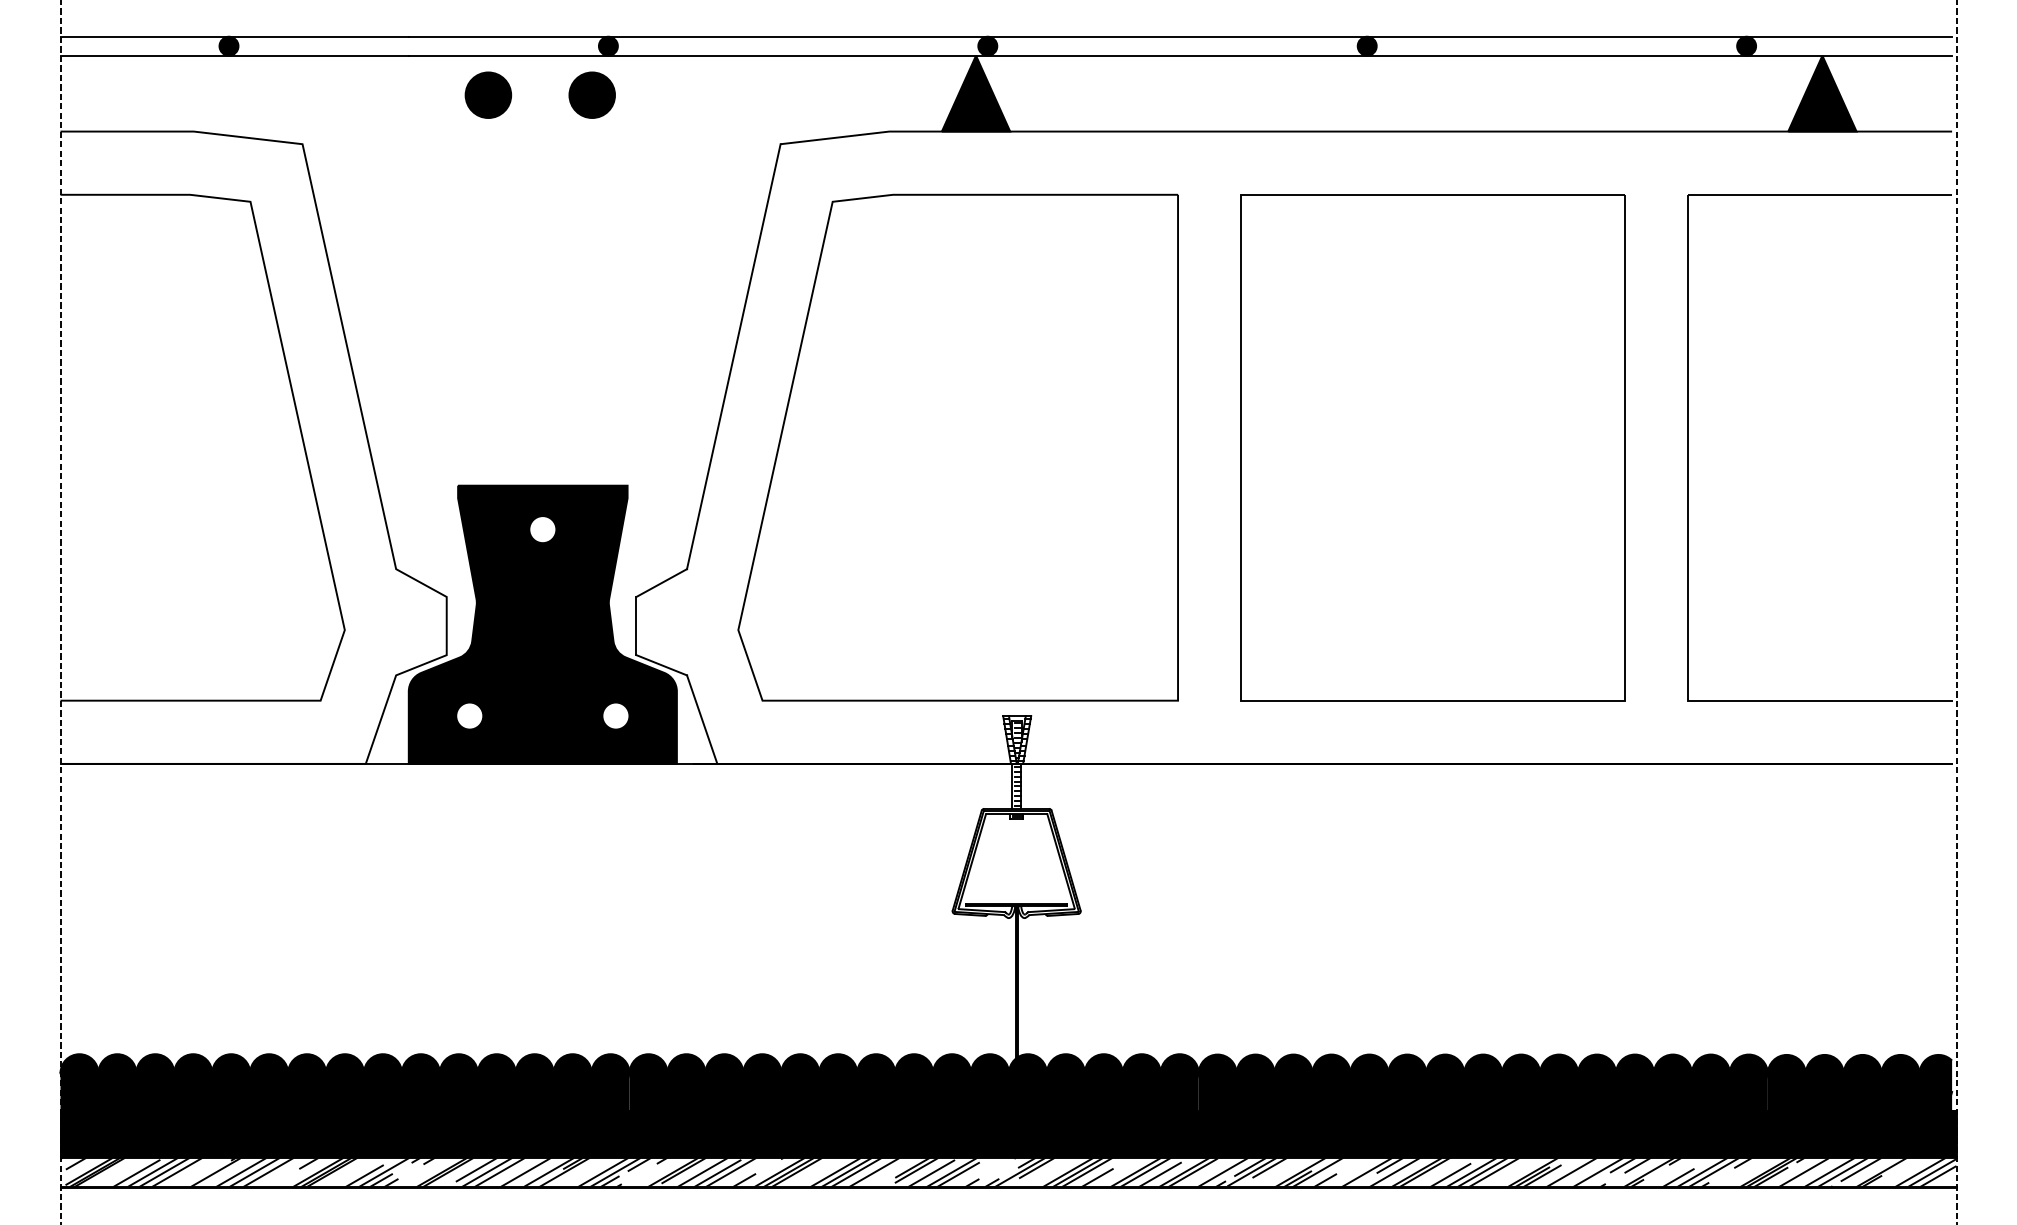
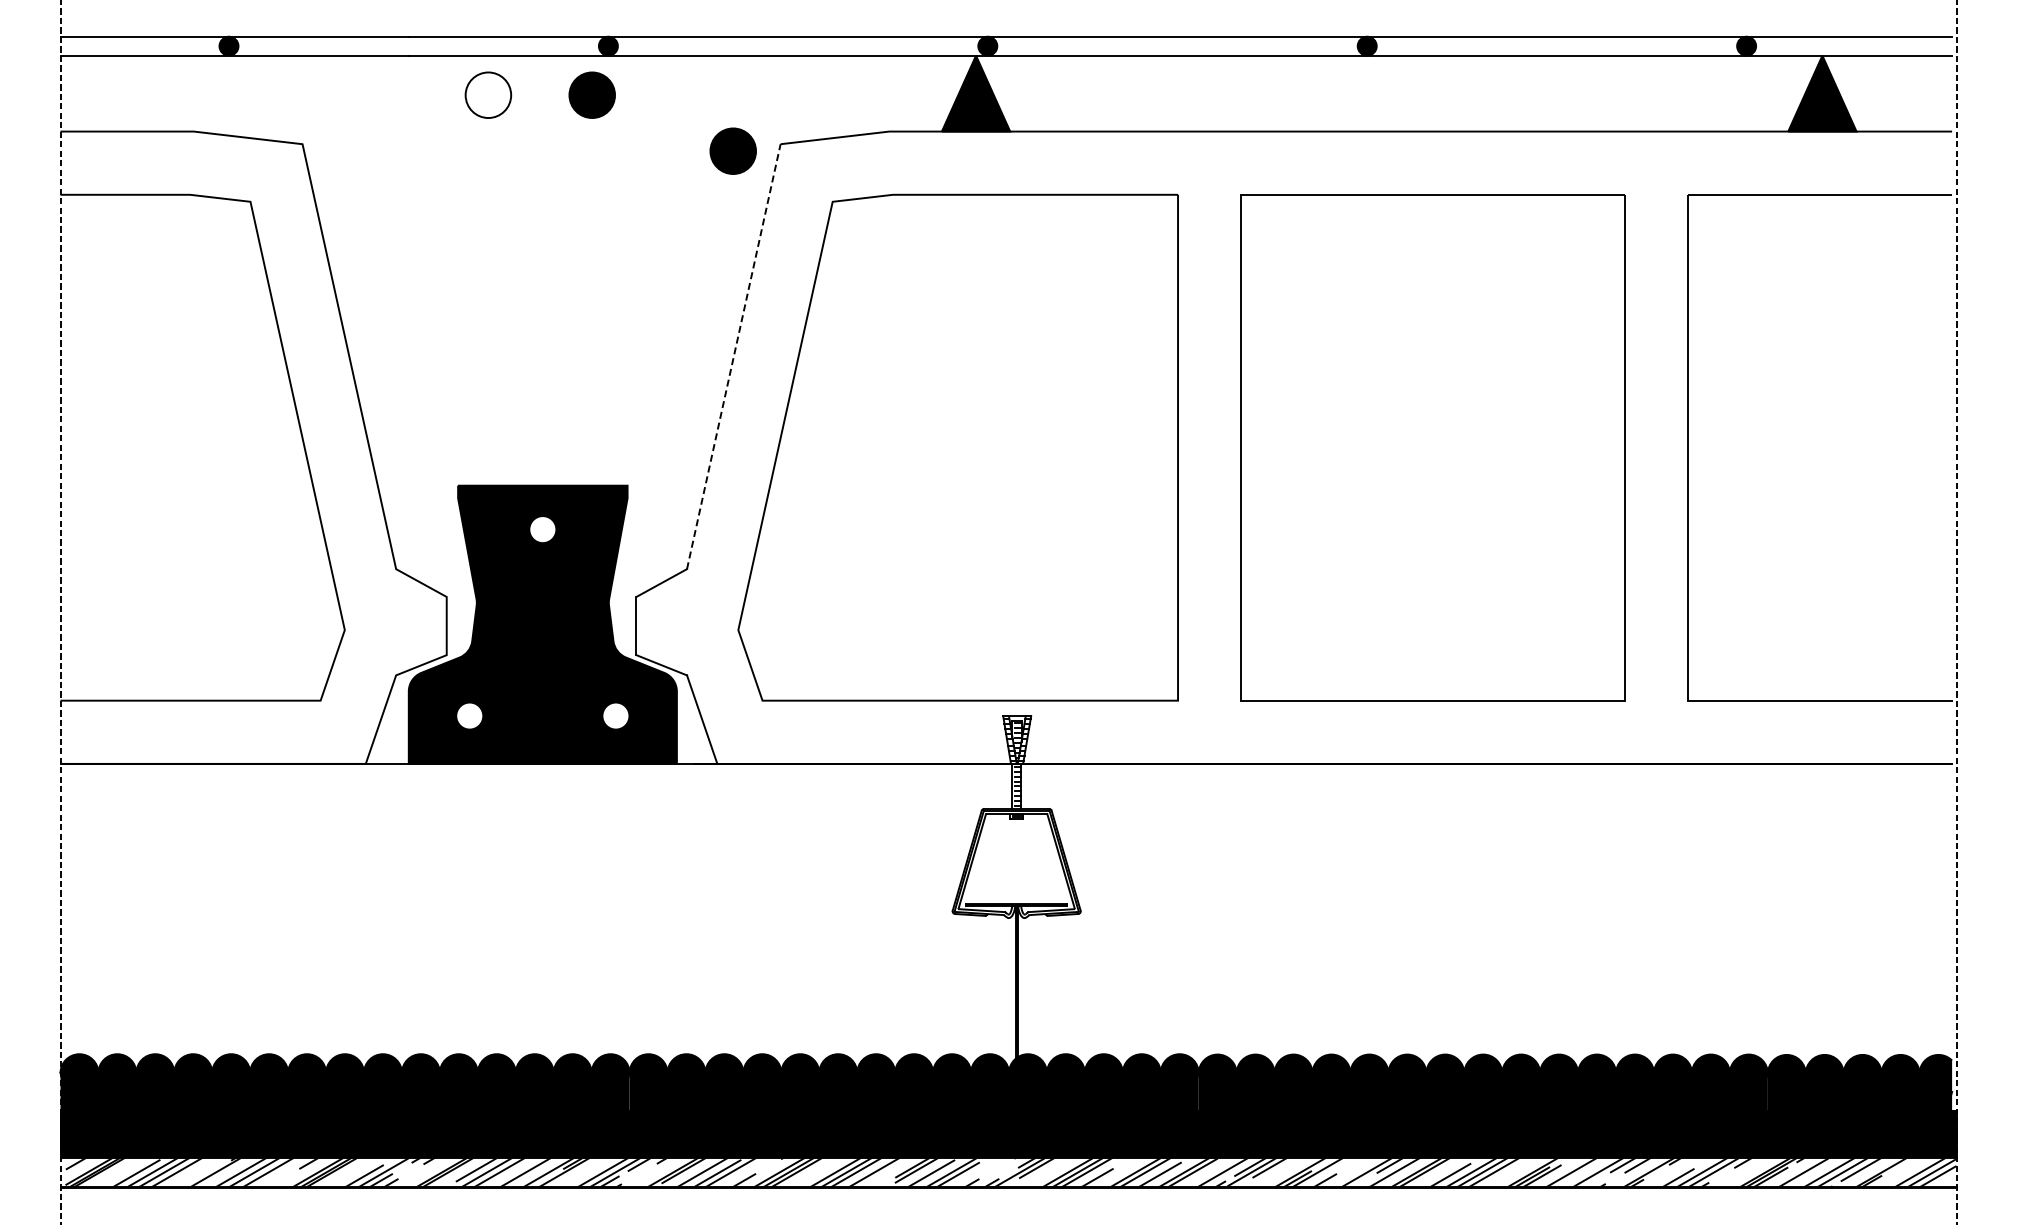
fill: present -> none (488, 95)
part: none -> present (732, 150)
line: solid -> dashed (733, 356)
